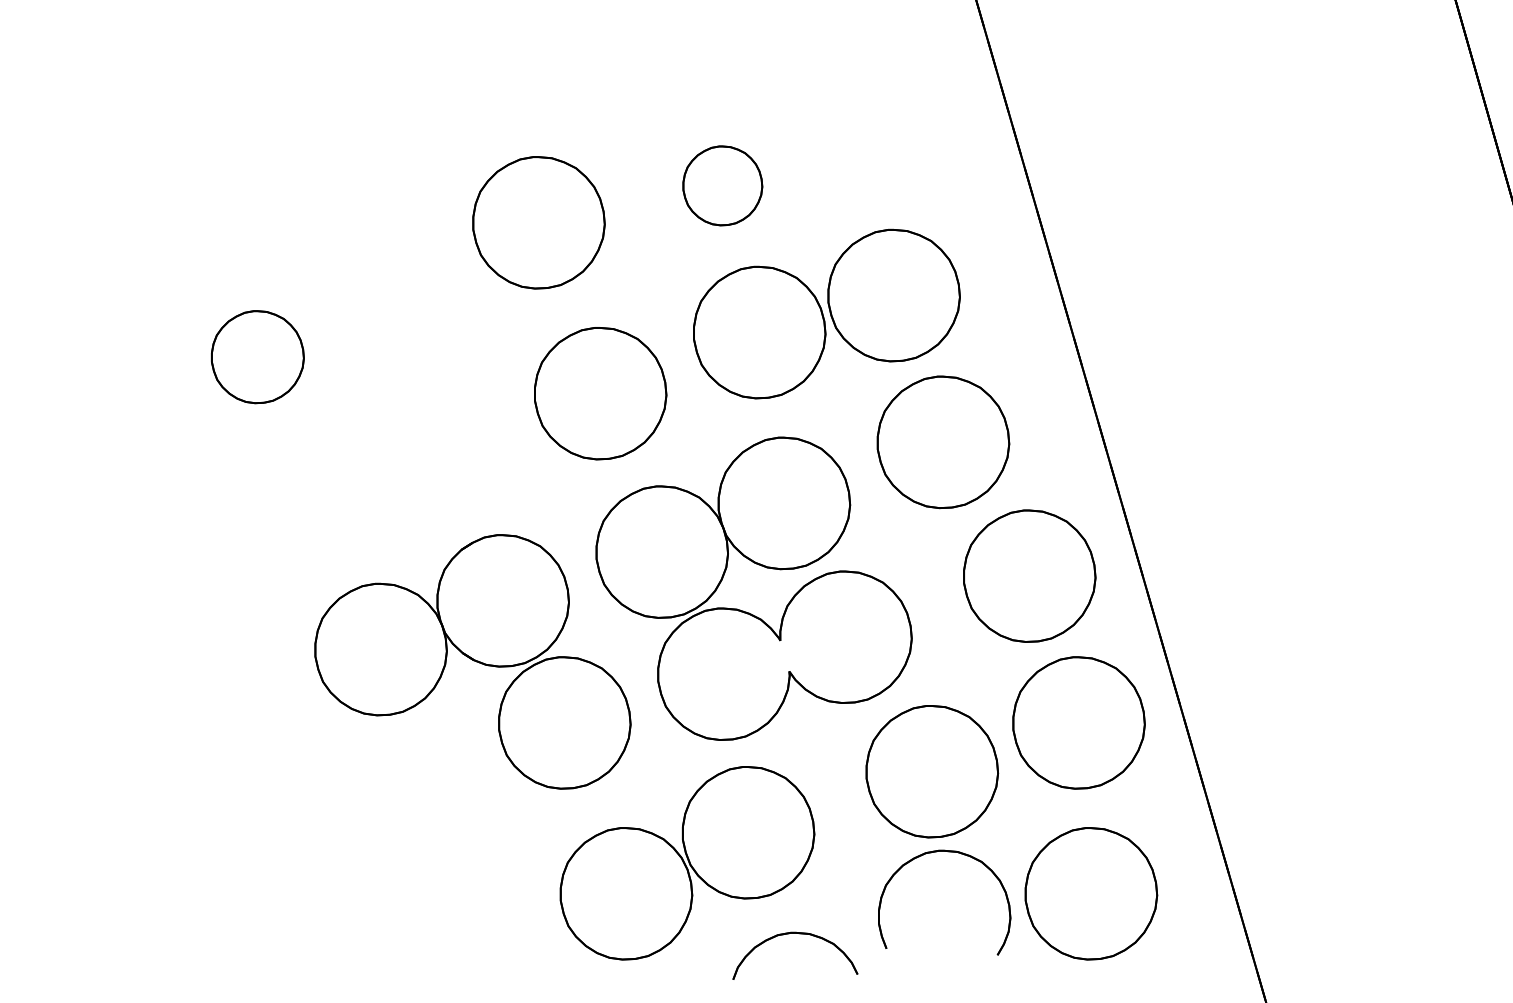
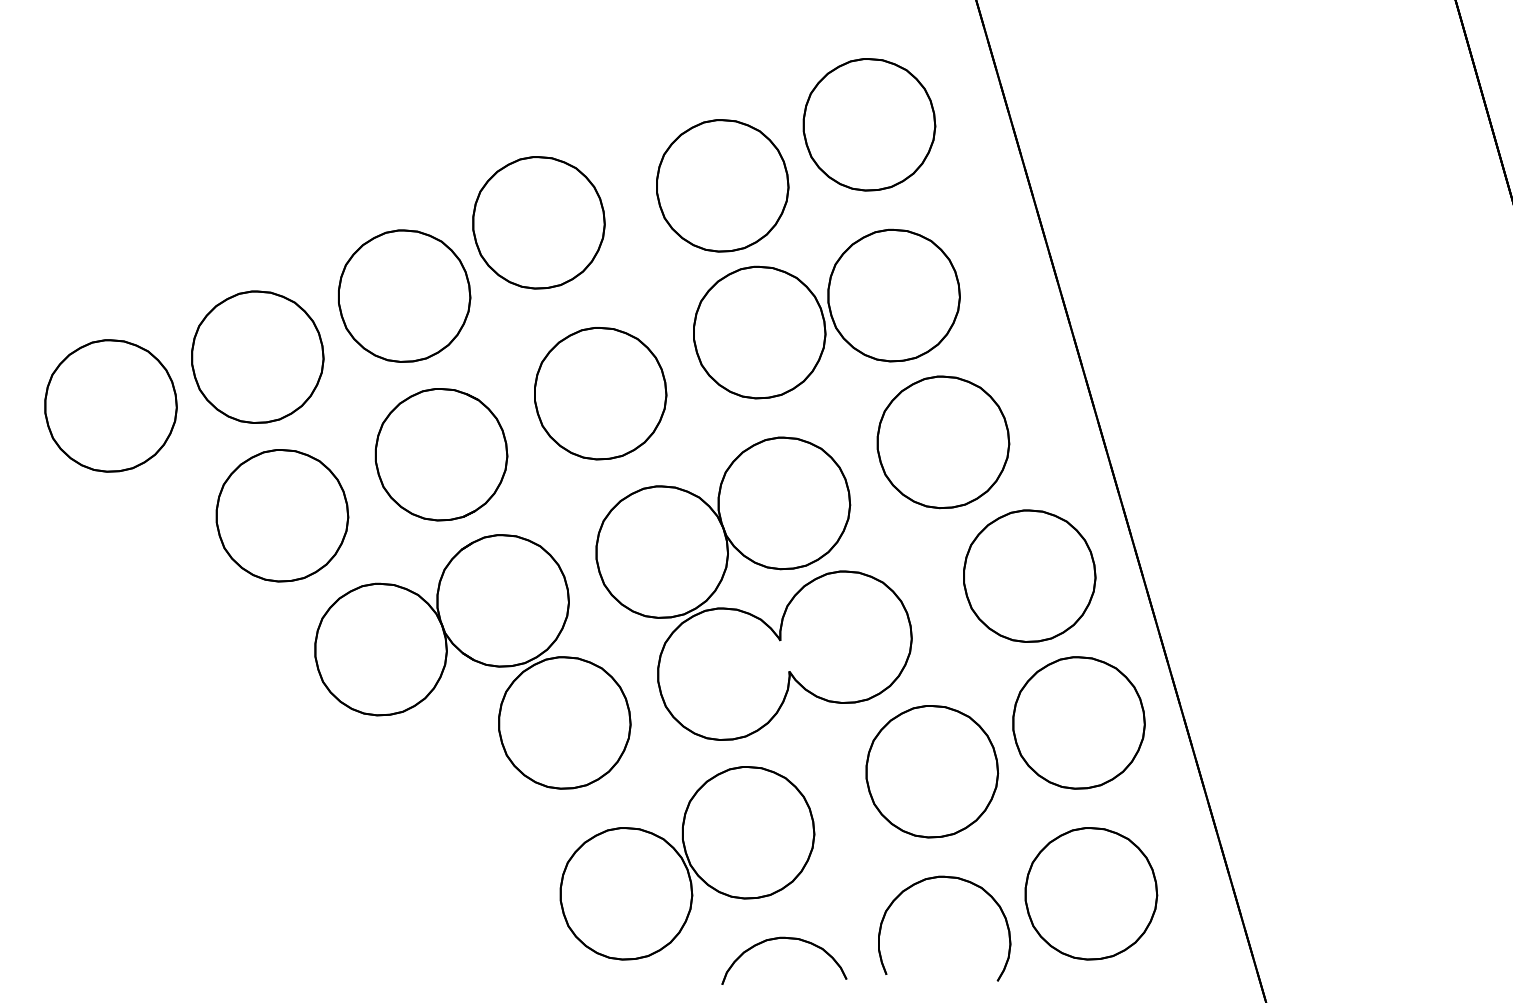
part: none -> present (869, 124)
part size: 82x82 px -> 134x134 px (722, 185)
part: none -> present (404, 295)
part size: 94x95 px -> 134x134 px (257, 356)
part: none -> present (110, 405)
part: none -> present (441, 454)
part: none -> present (282, 515)
part position: (948, 852) -> (948, 878) (948, 878)
part position: (799, 934) -> (788, 939) (788, 939)
